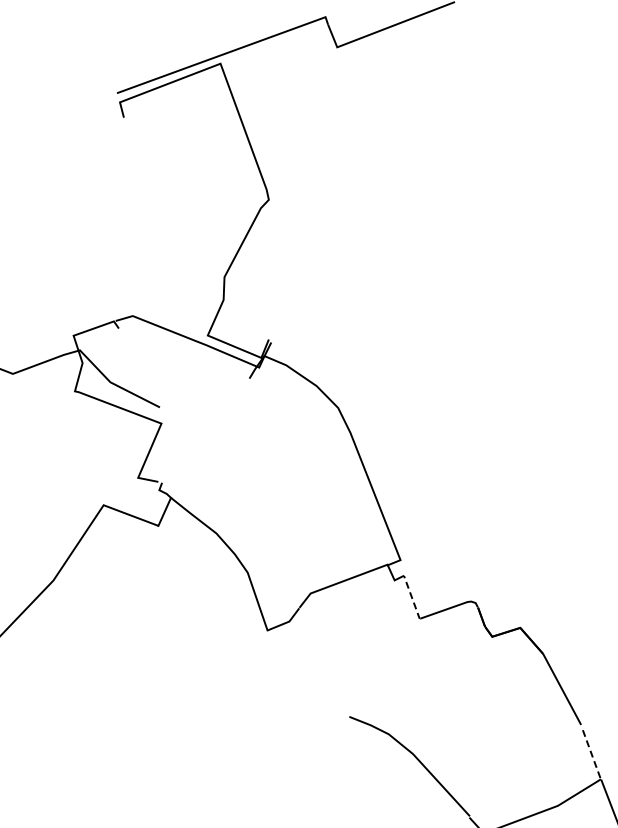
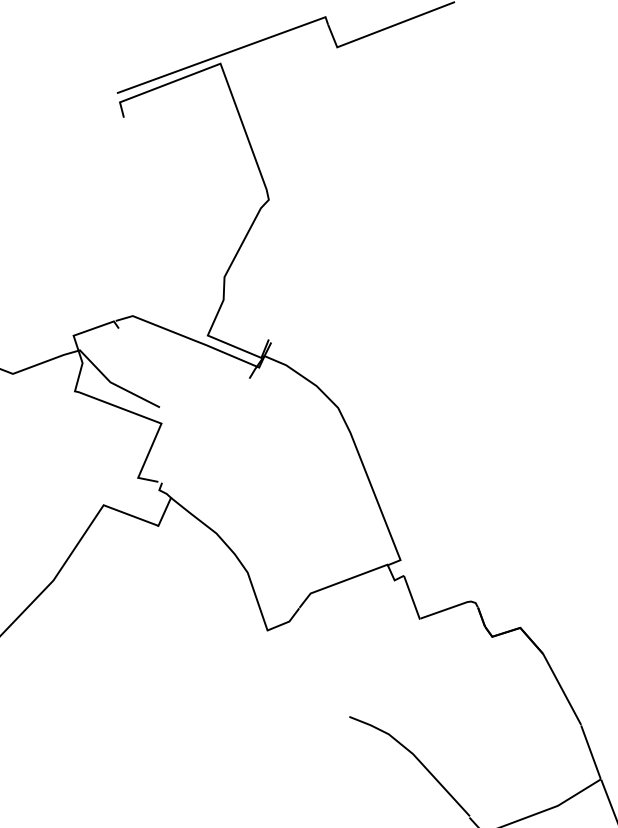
line: dashed -> solid (412, 598)
line: dashed -> solid (590, 752)
